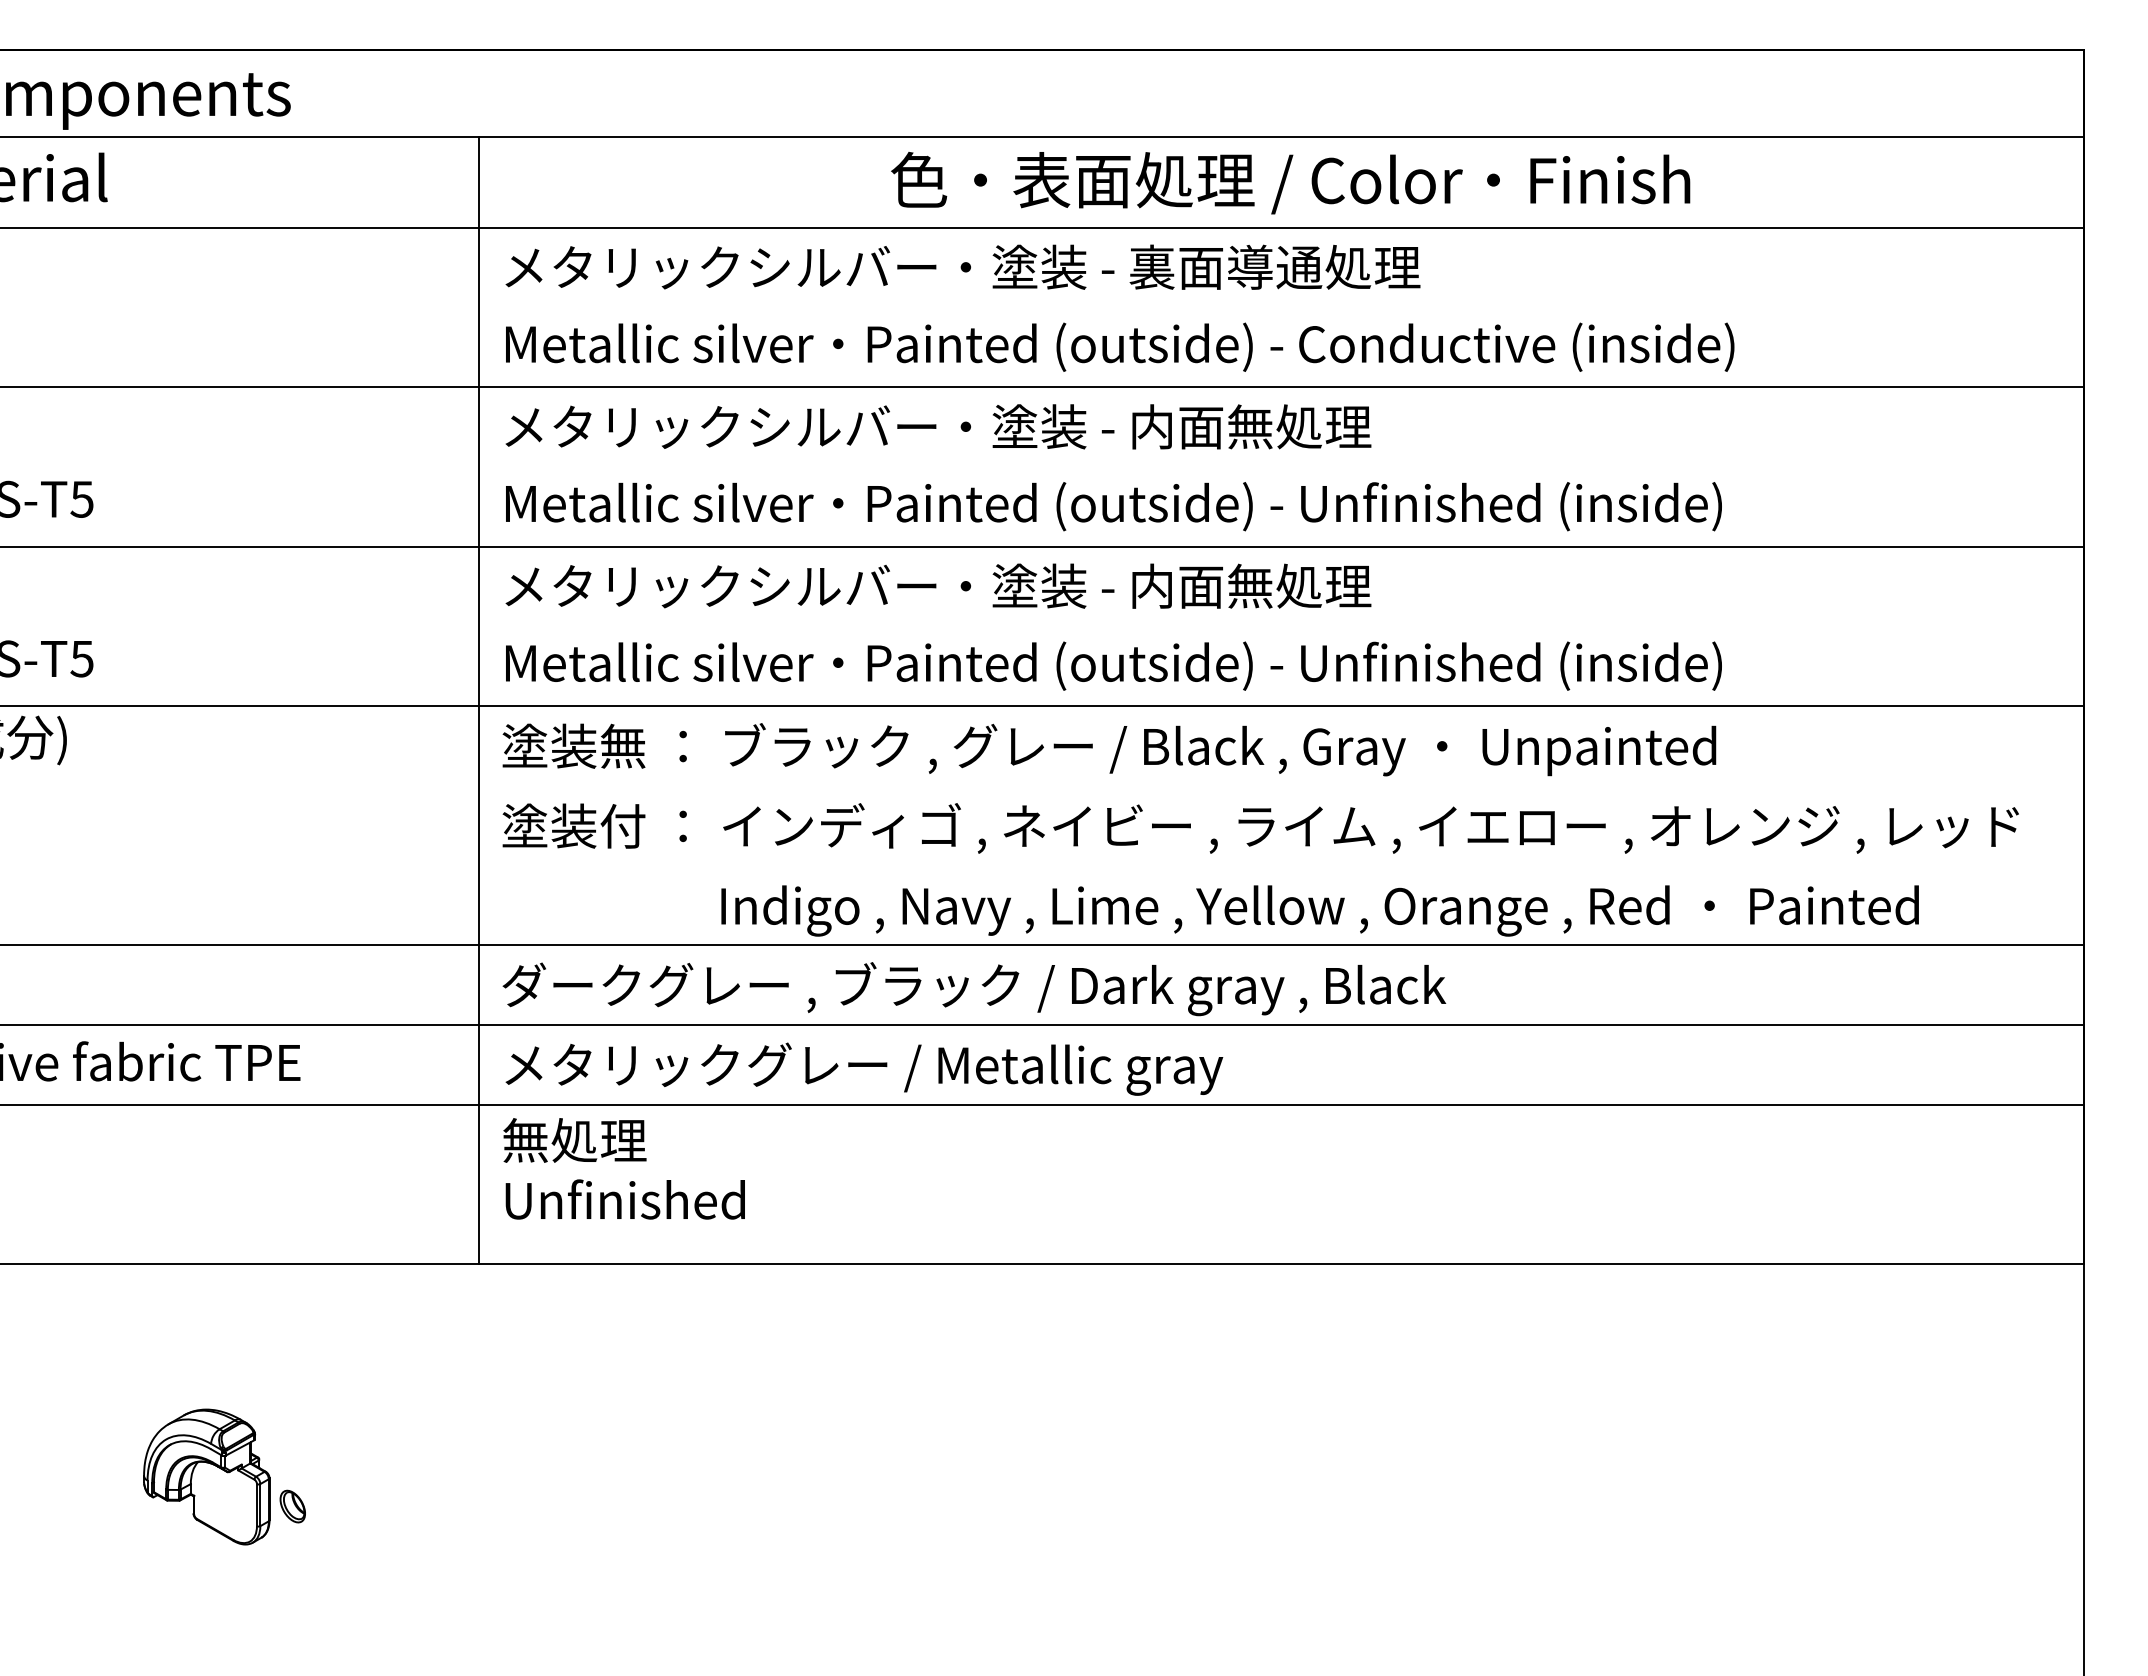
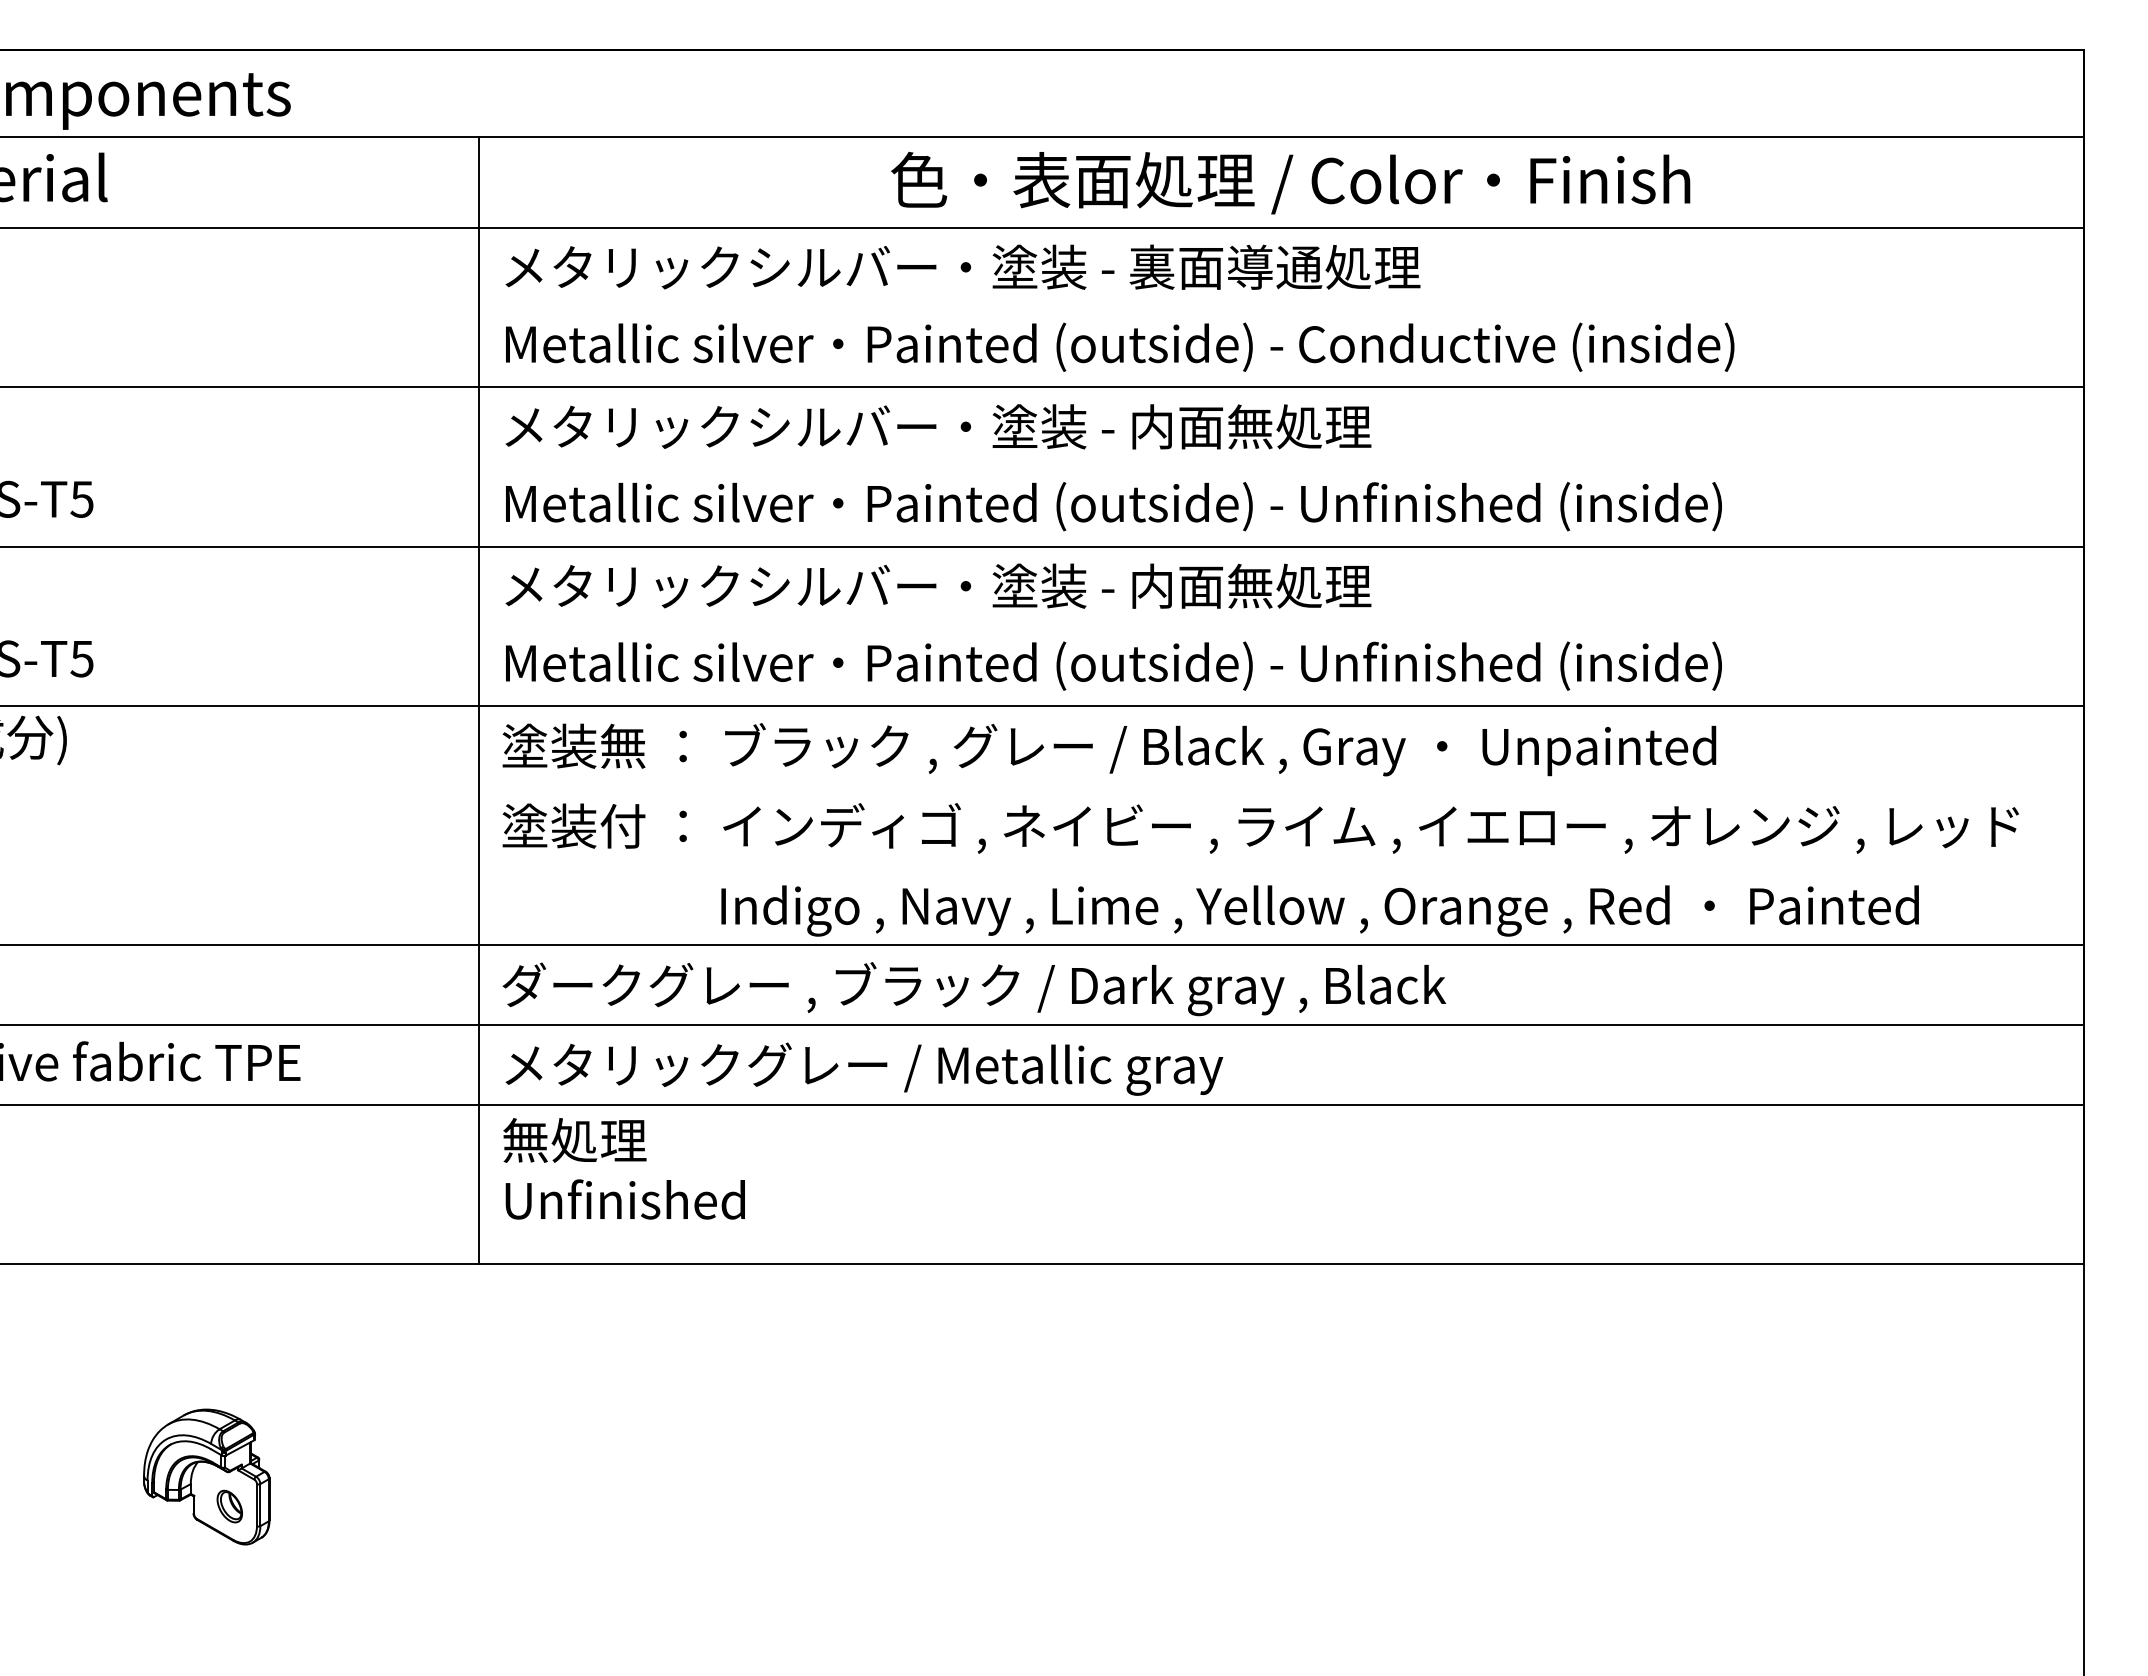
part position: (292, 1506) -> (229, 1506) (229, 1506)
